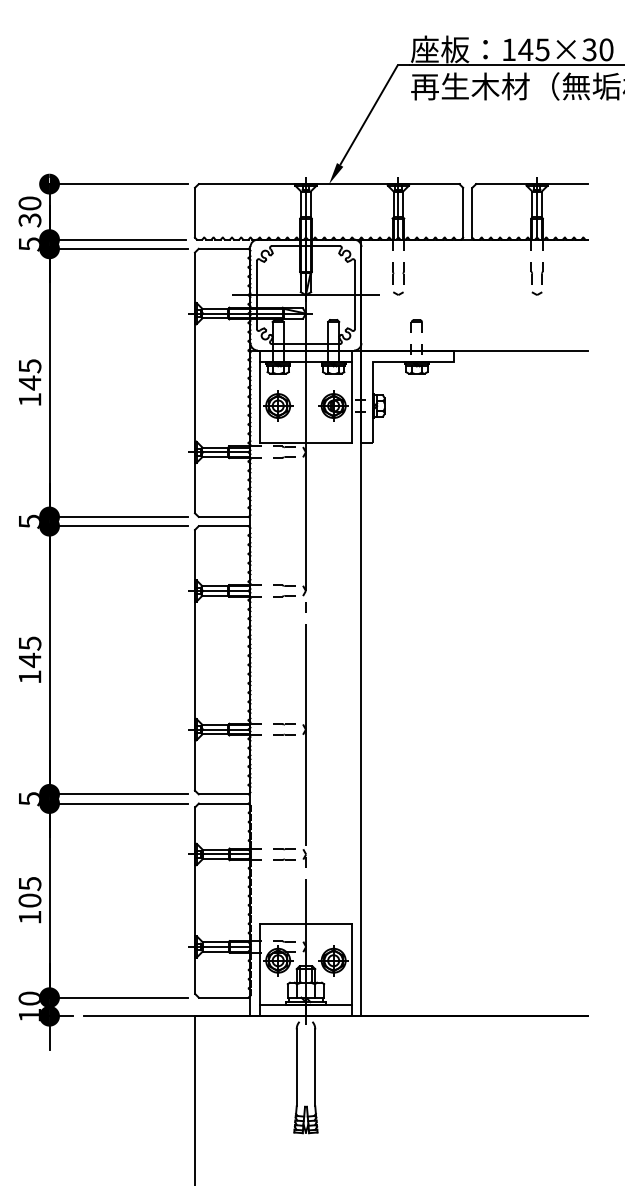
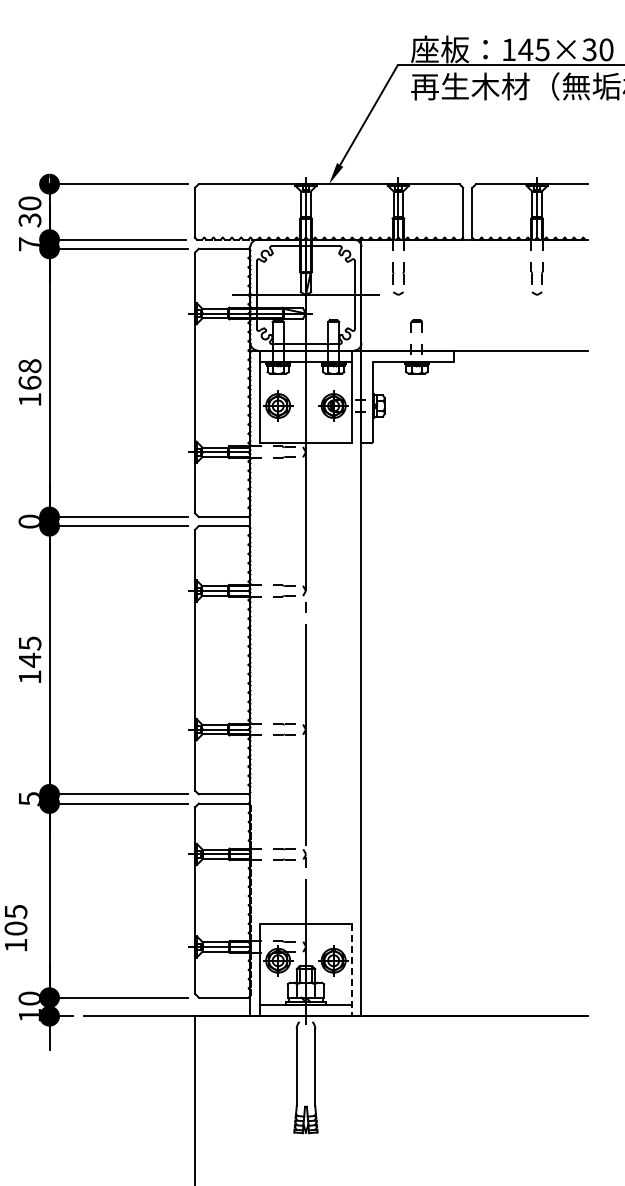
text: 5 -> 7 (29, 244)
text: 145 -> 168 (29, 374)
text: 5 -> 0 (28, 521)
text position: (29, 900) -> (15, 928) (15, 928)
line: solid -> dashed (352, 970)
